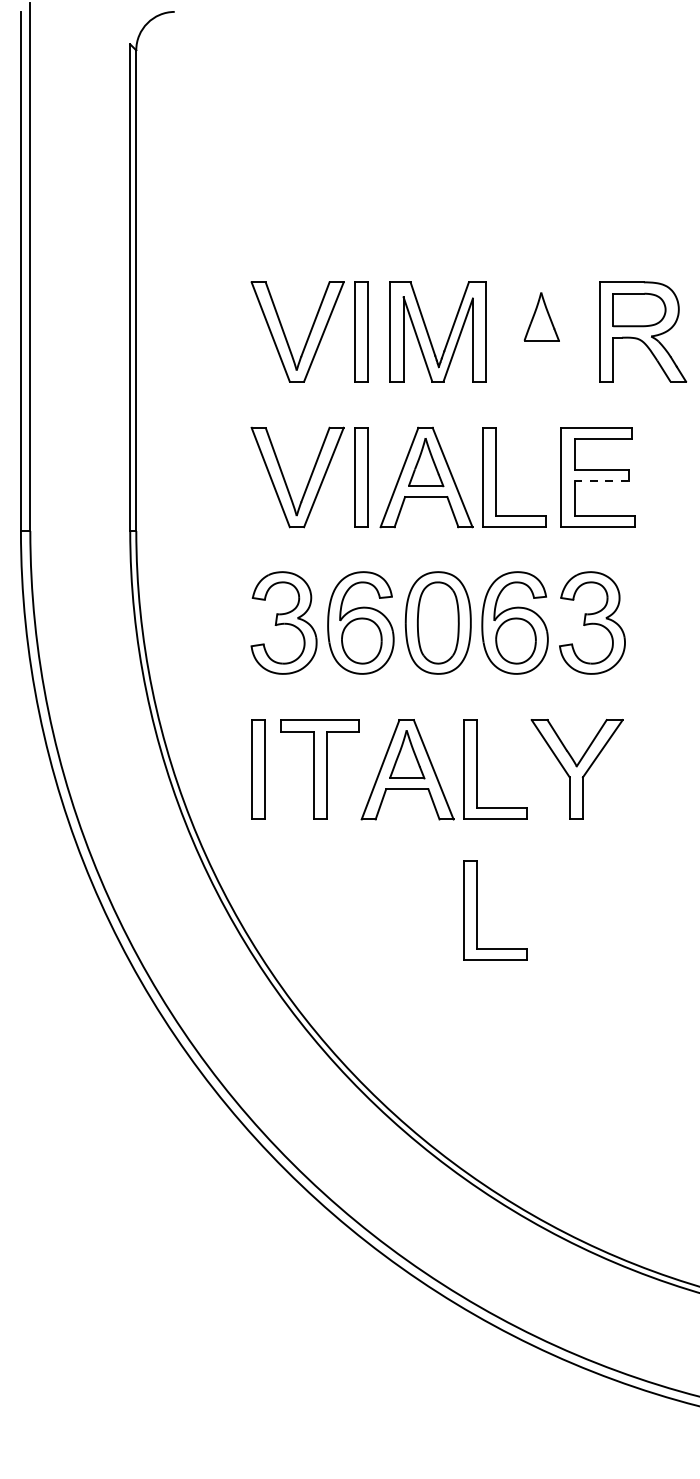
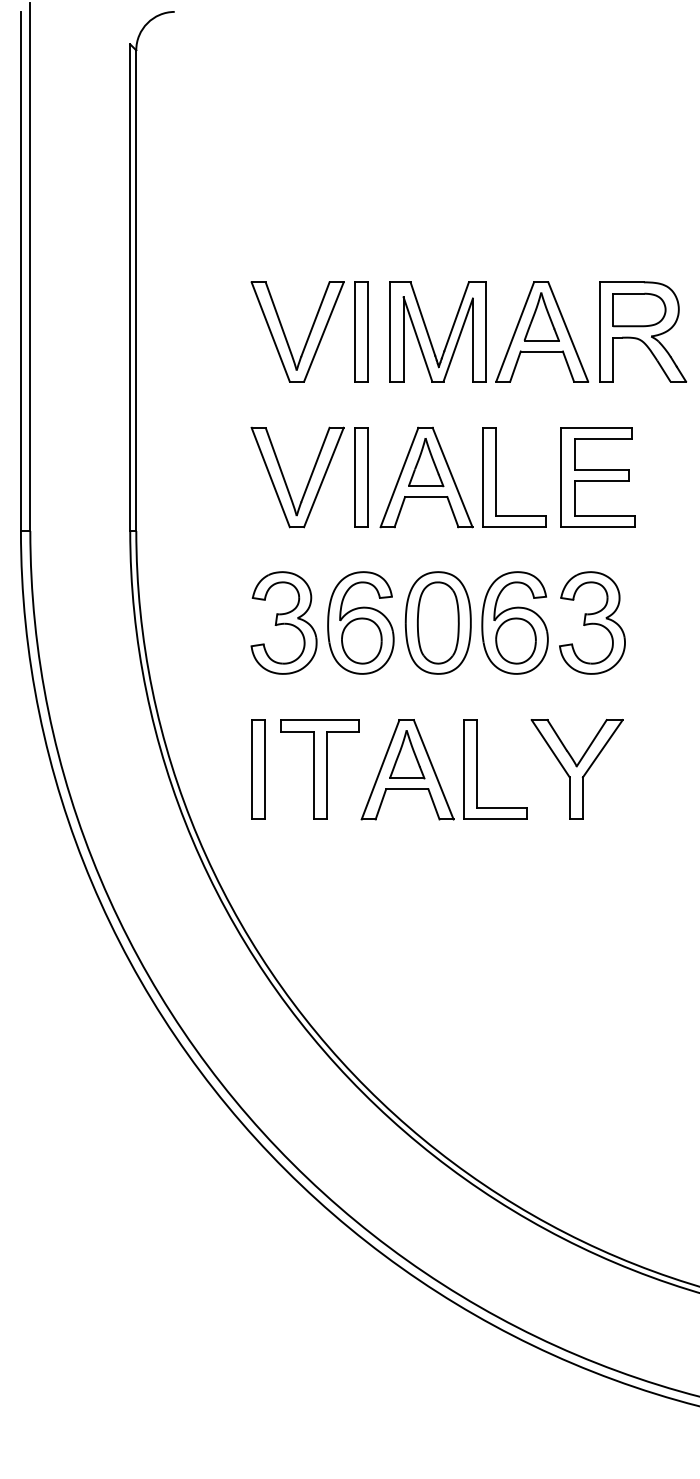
part: none -> present (542, 331)
line: dashed -> solid (602, 481)
part: present -> none (477, 910)
